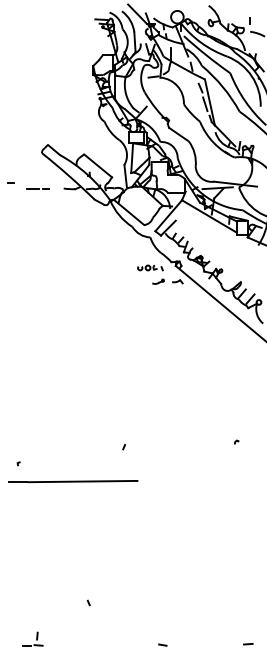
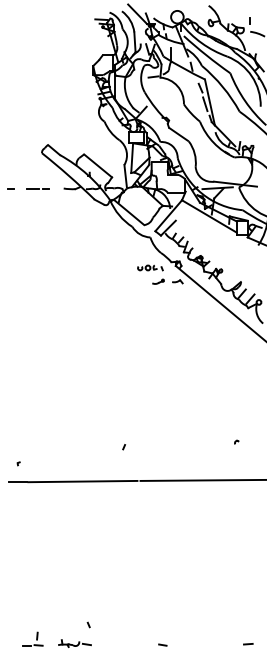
line position: (10, 182) -> (10, 188) (10, 188)
line: none -> present (201, 479)
line position: (88, 602) -> (88, 624) (88, 624)
part: none -> present (74, 643)
